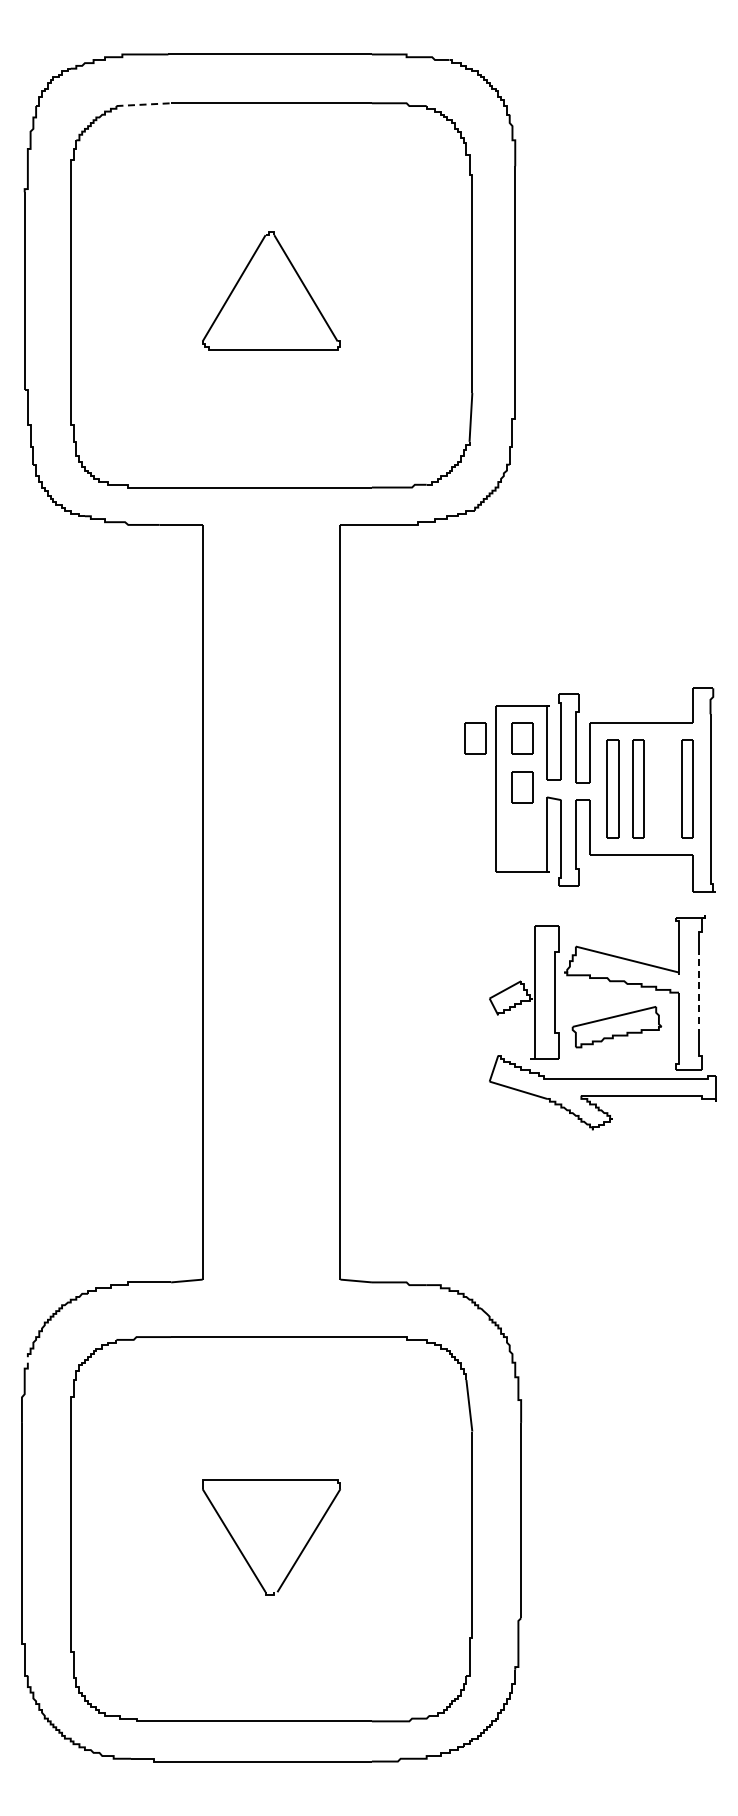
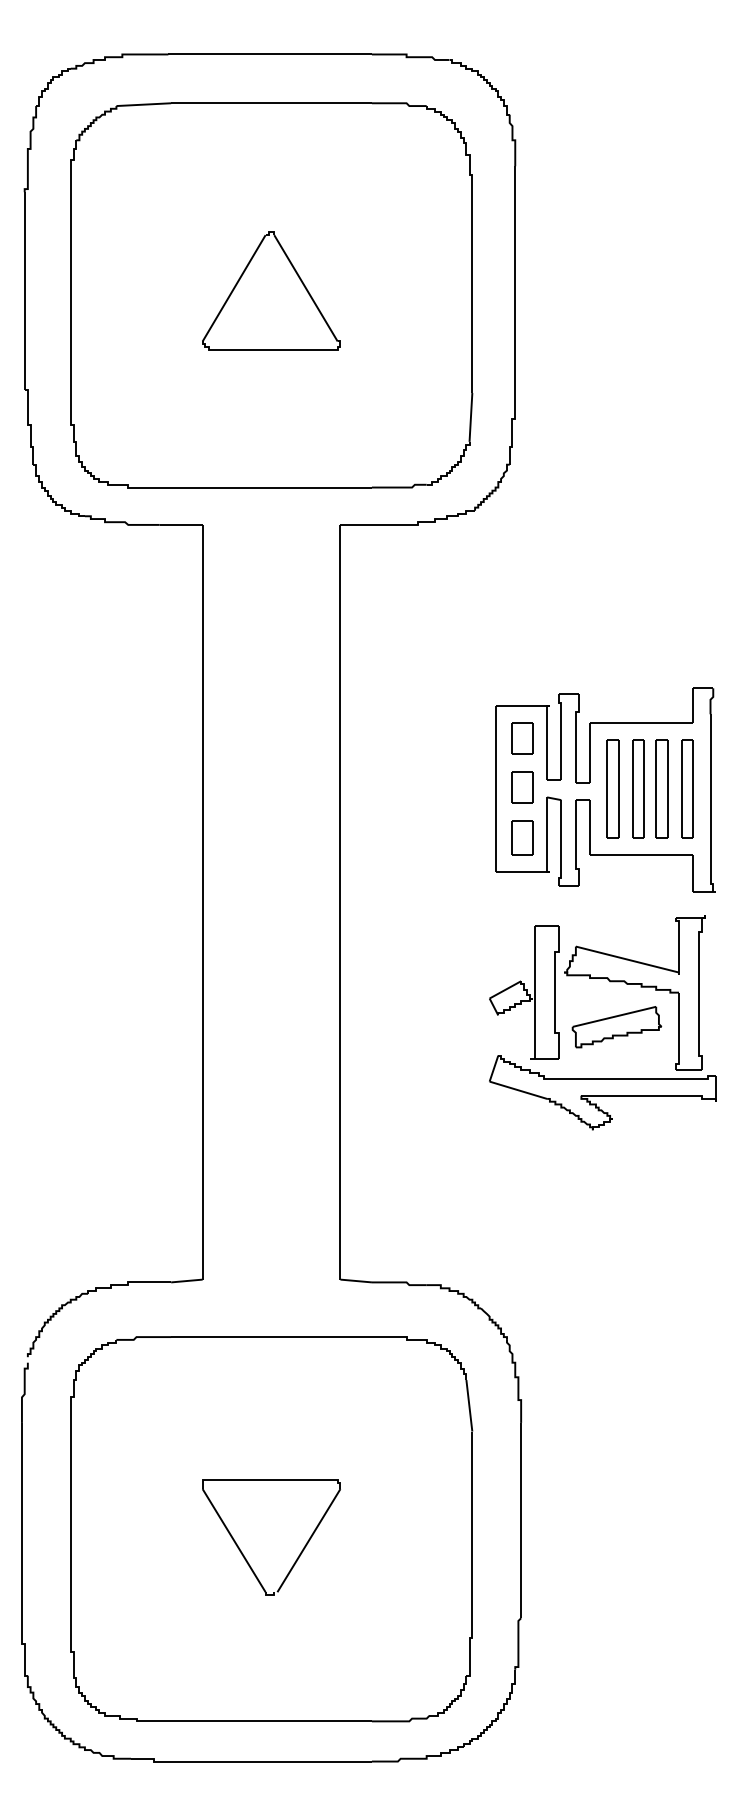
line: dashed -> solid (144, 104)
part: present -> none (475, 738)
part: none -> present (661, 788)
part: none -> present (522, 837)
line: dashed -> solid (699, 992)
